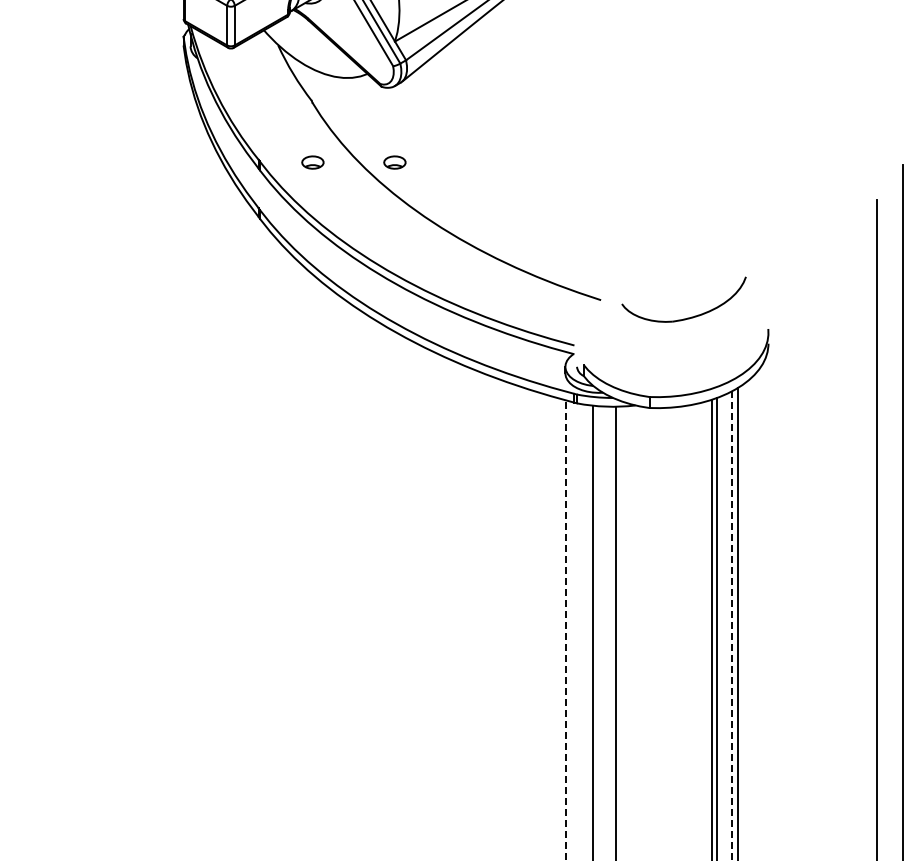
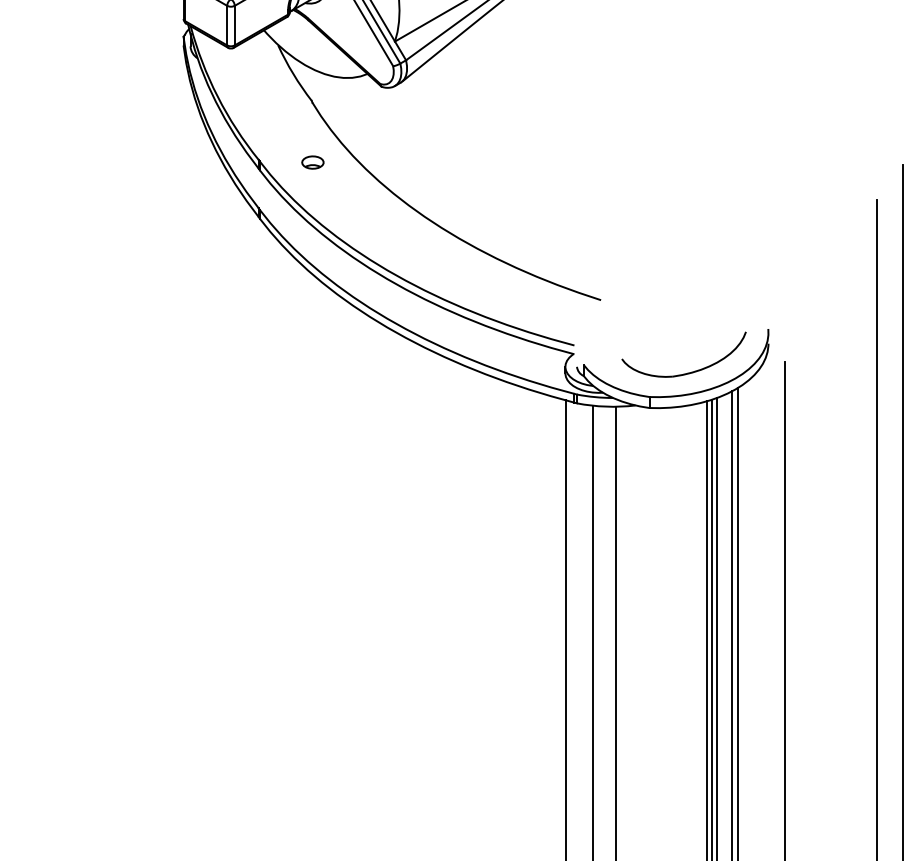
part: present -> none (394, 162)
part position: (687, 317) -> (687, 372) (687, 372)
line: none -> present (785, 609)
line: dashed -> solid (731, 626)
line: none -> present (707, 629)
line: dashed -> solid (566, 630)
